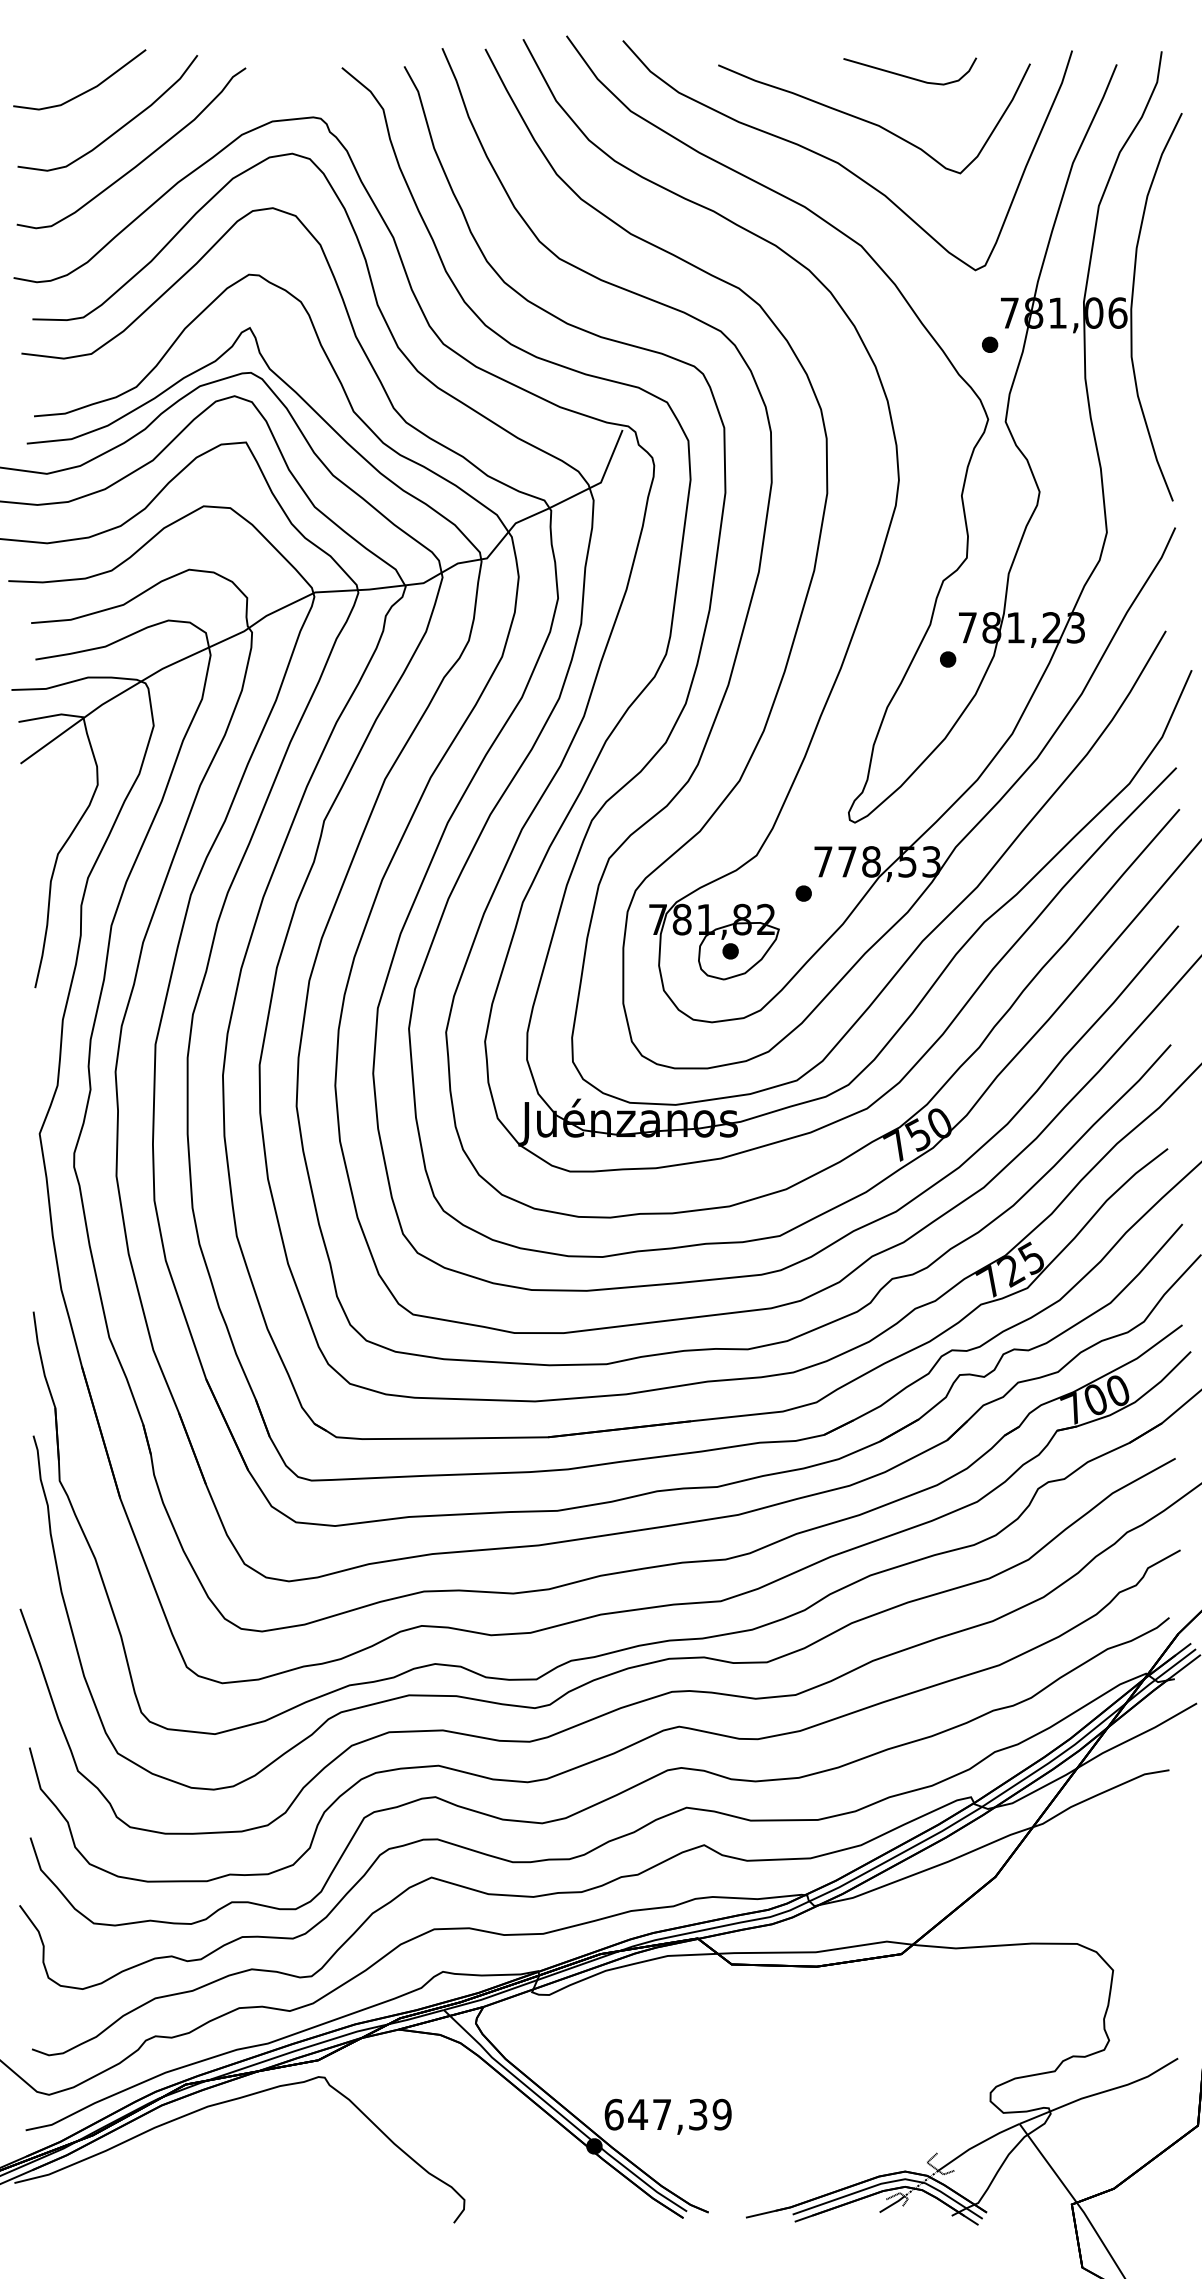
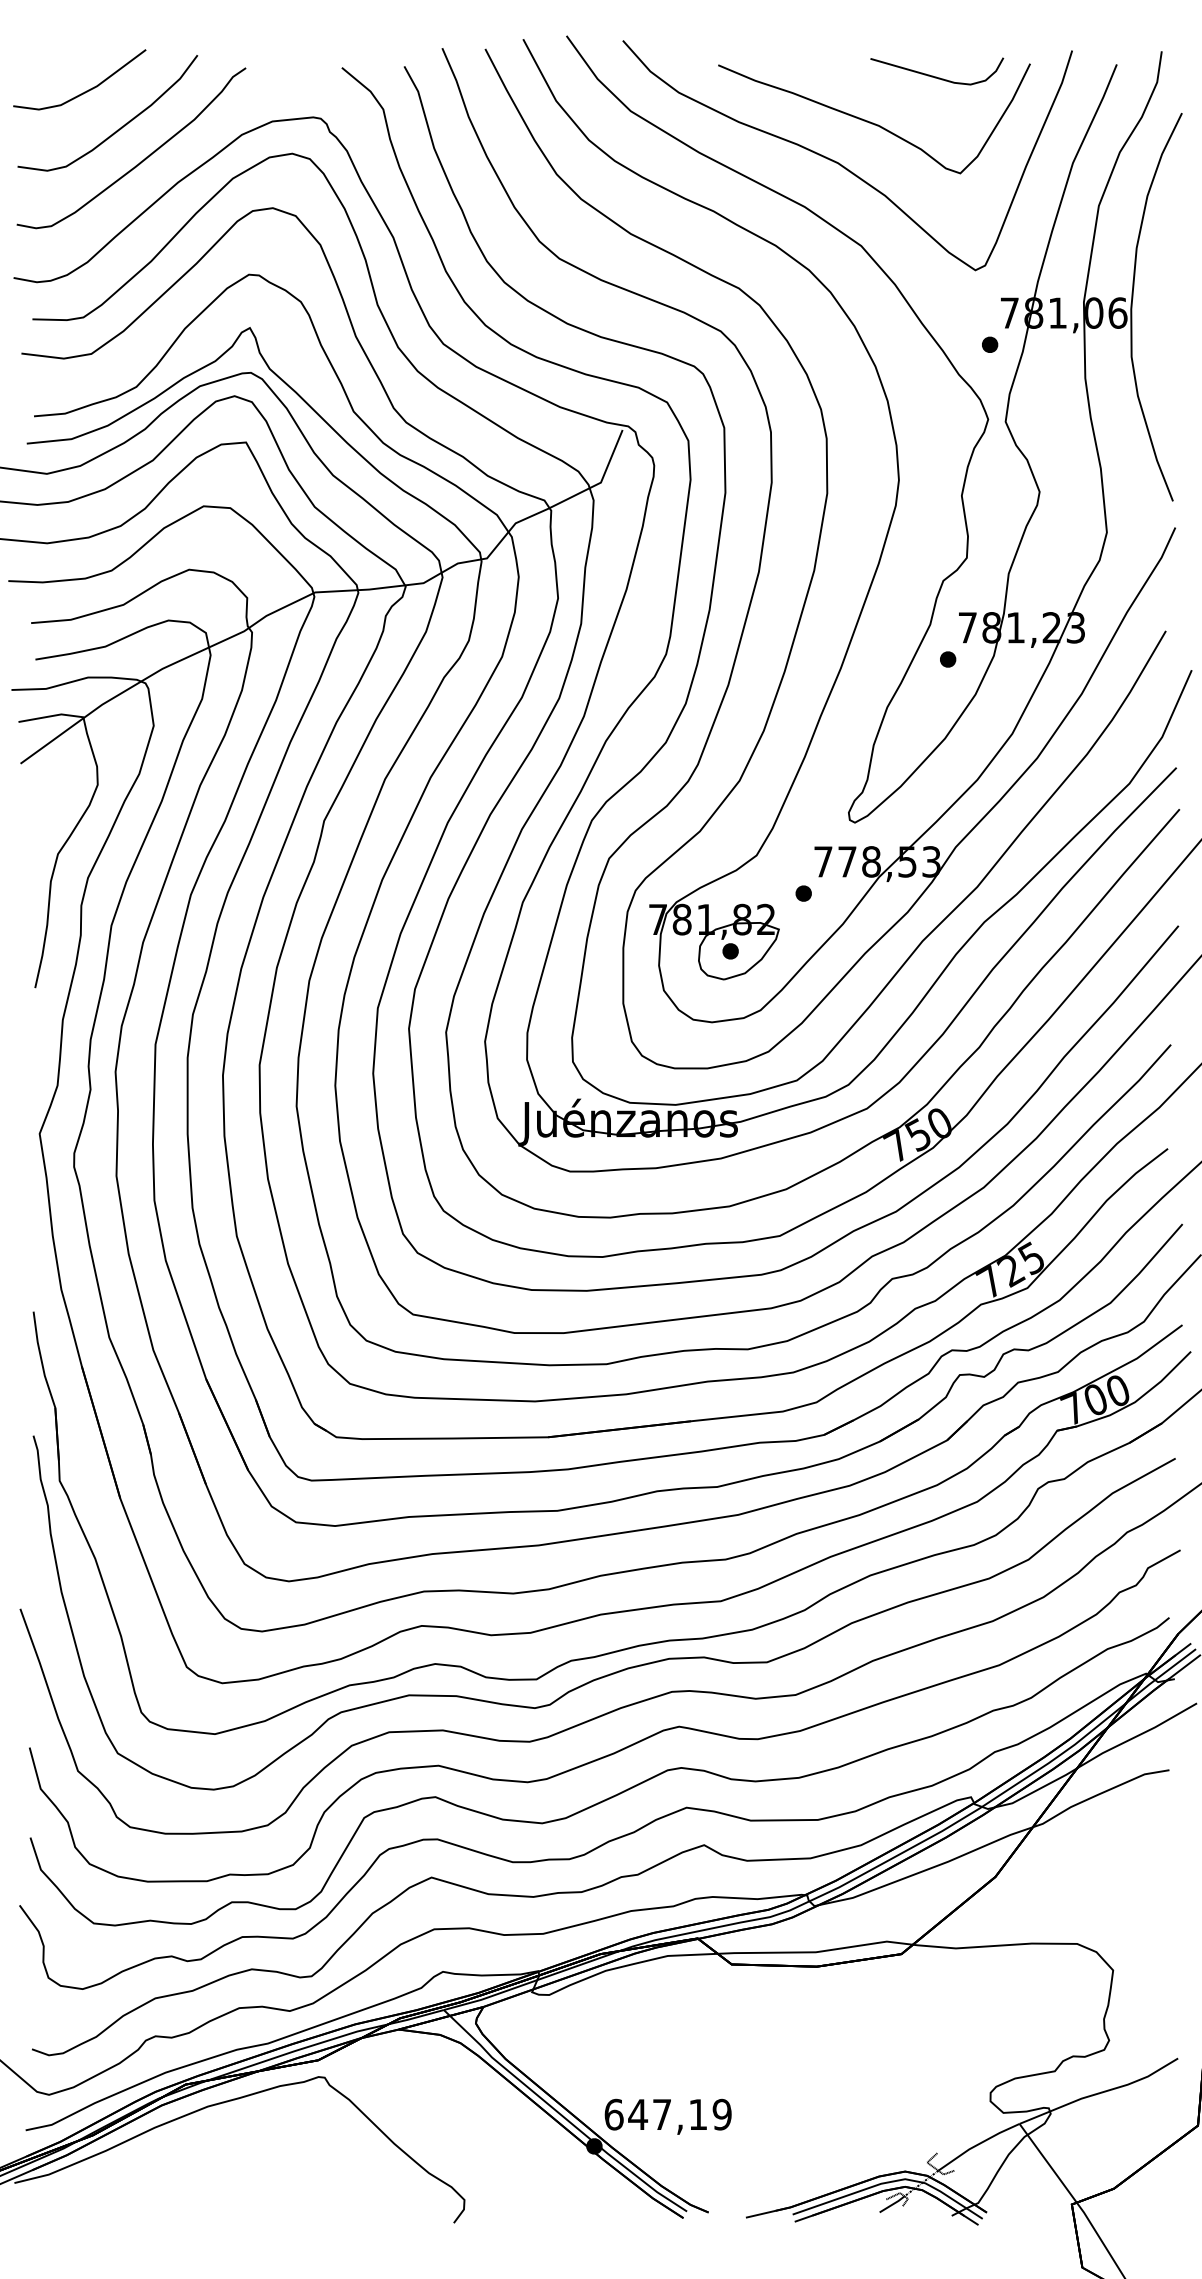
part position: (910, 71) -> (937, 71) (937, 71)
text: 647,39 -> 647,19 (698, 2114)
